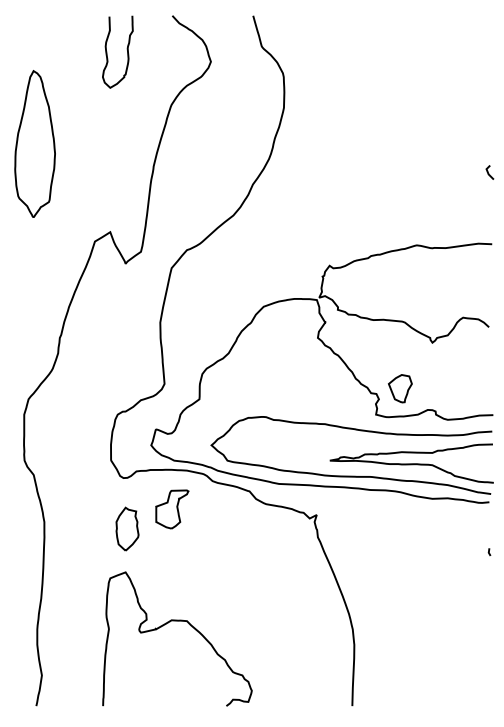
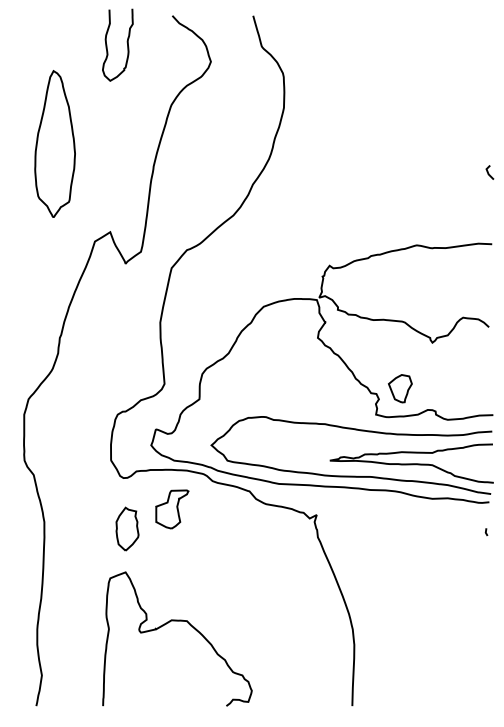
curve position: (126, 49) -> (126, 42) (126, 42)
part position: (34, 143) -> (54, 143) (54, 143)
line position: (489, 552) -> (486, 532) (486, 532)
